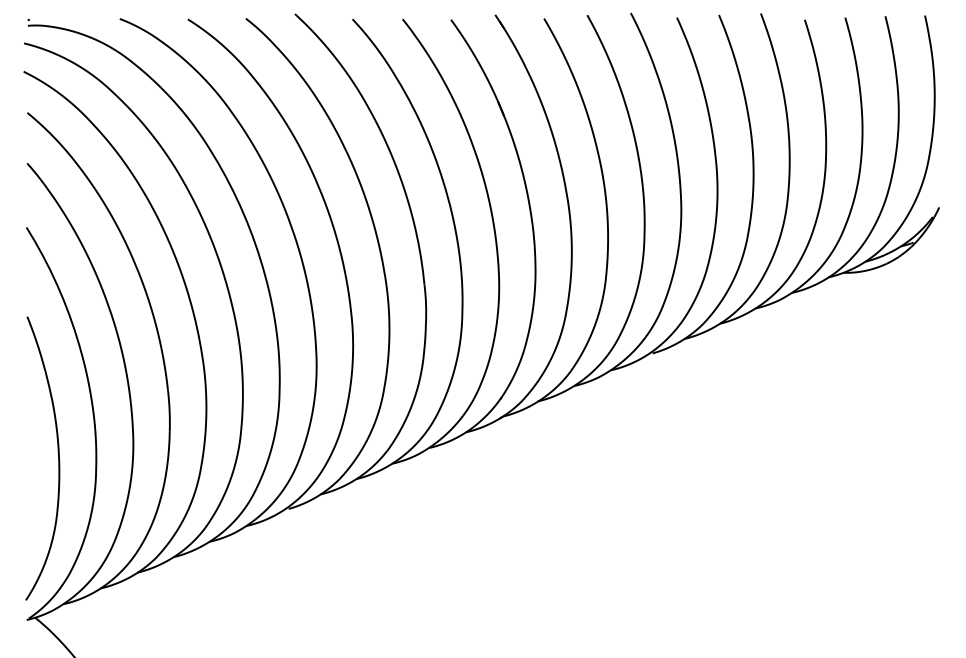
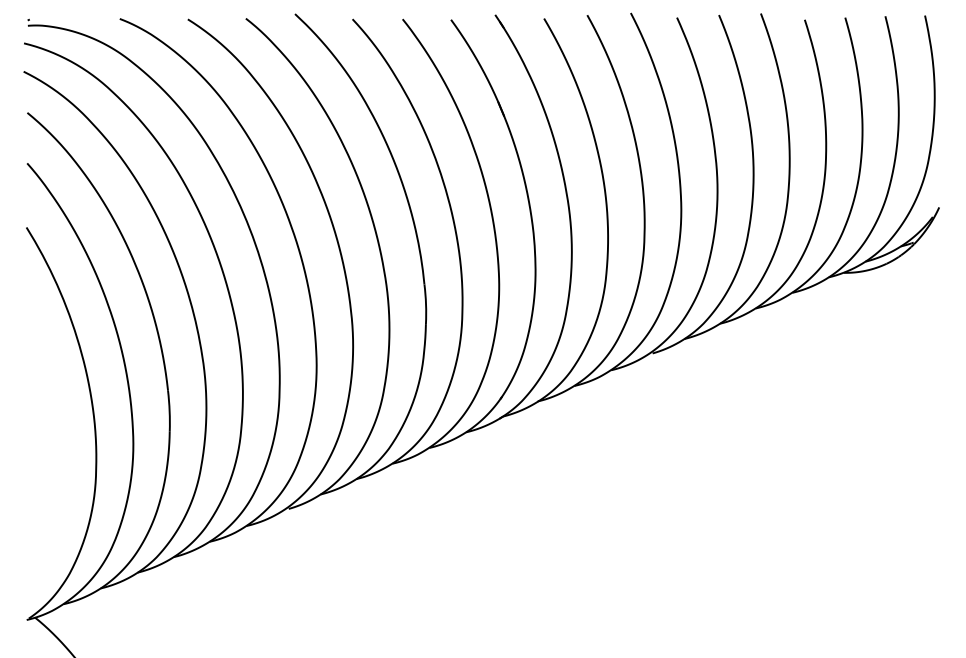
curve: present -> none (58, 458)
